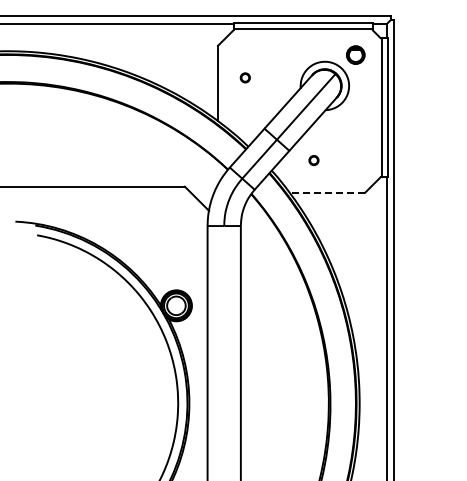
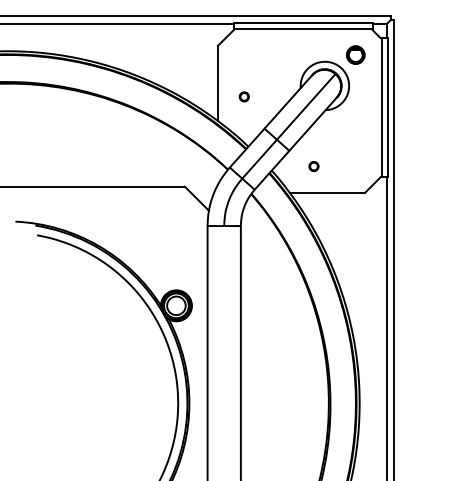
part position: (244, 77) -> (243, 96) (243, 96)
part position: (313, 160) -> (313, 166) (313, 166)
line: dashed -> solid (327, 192)
